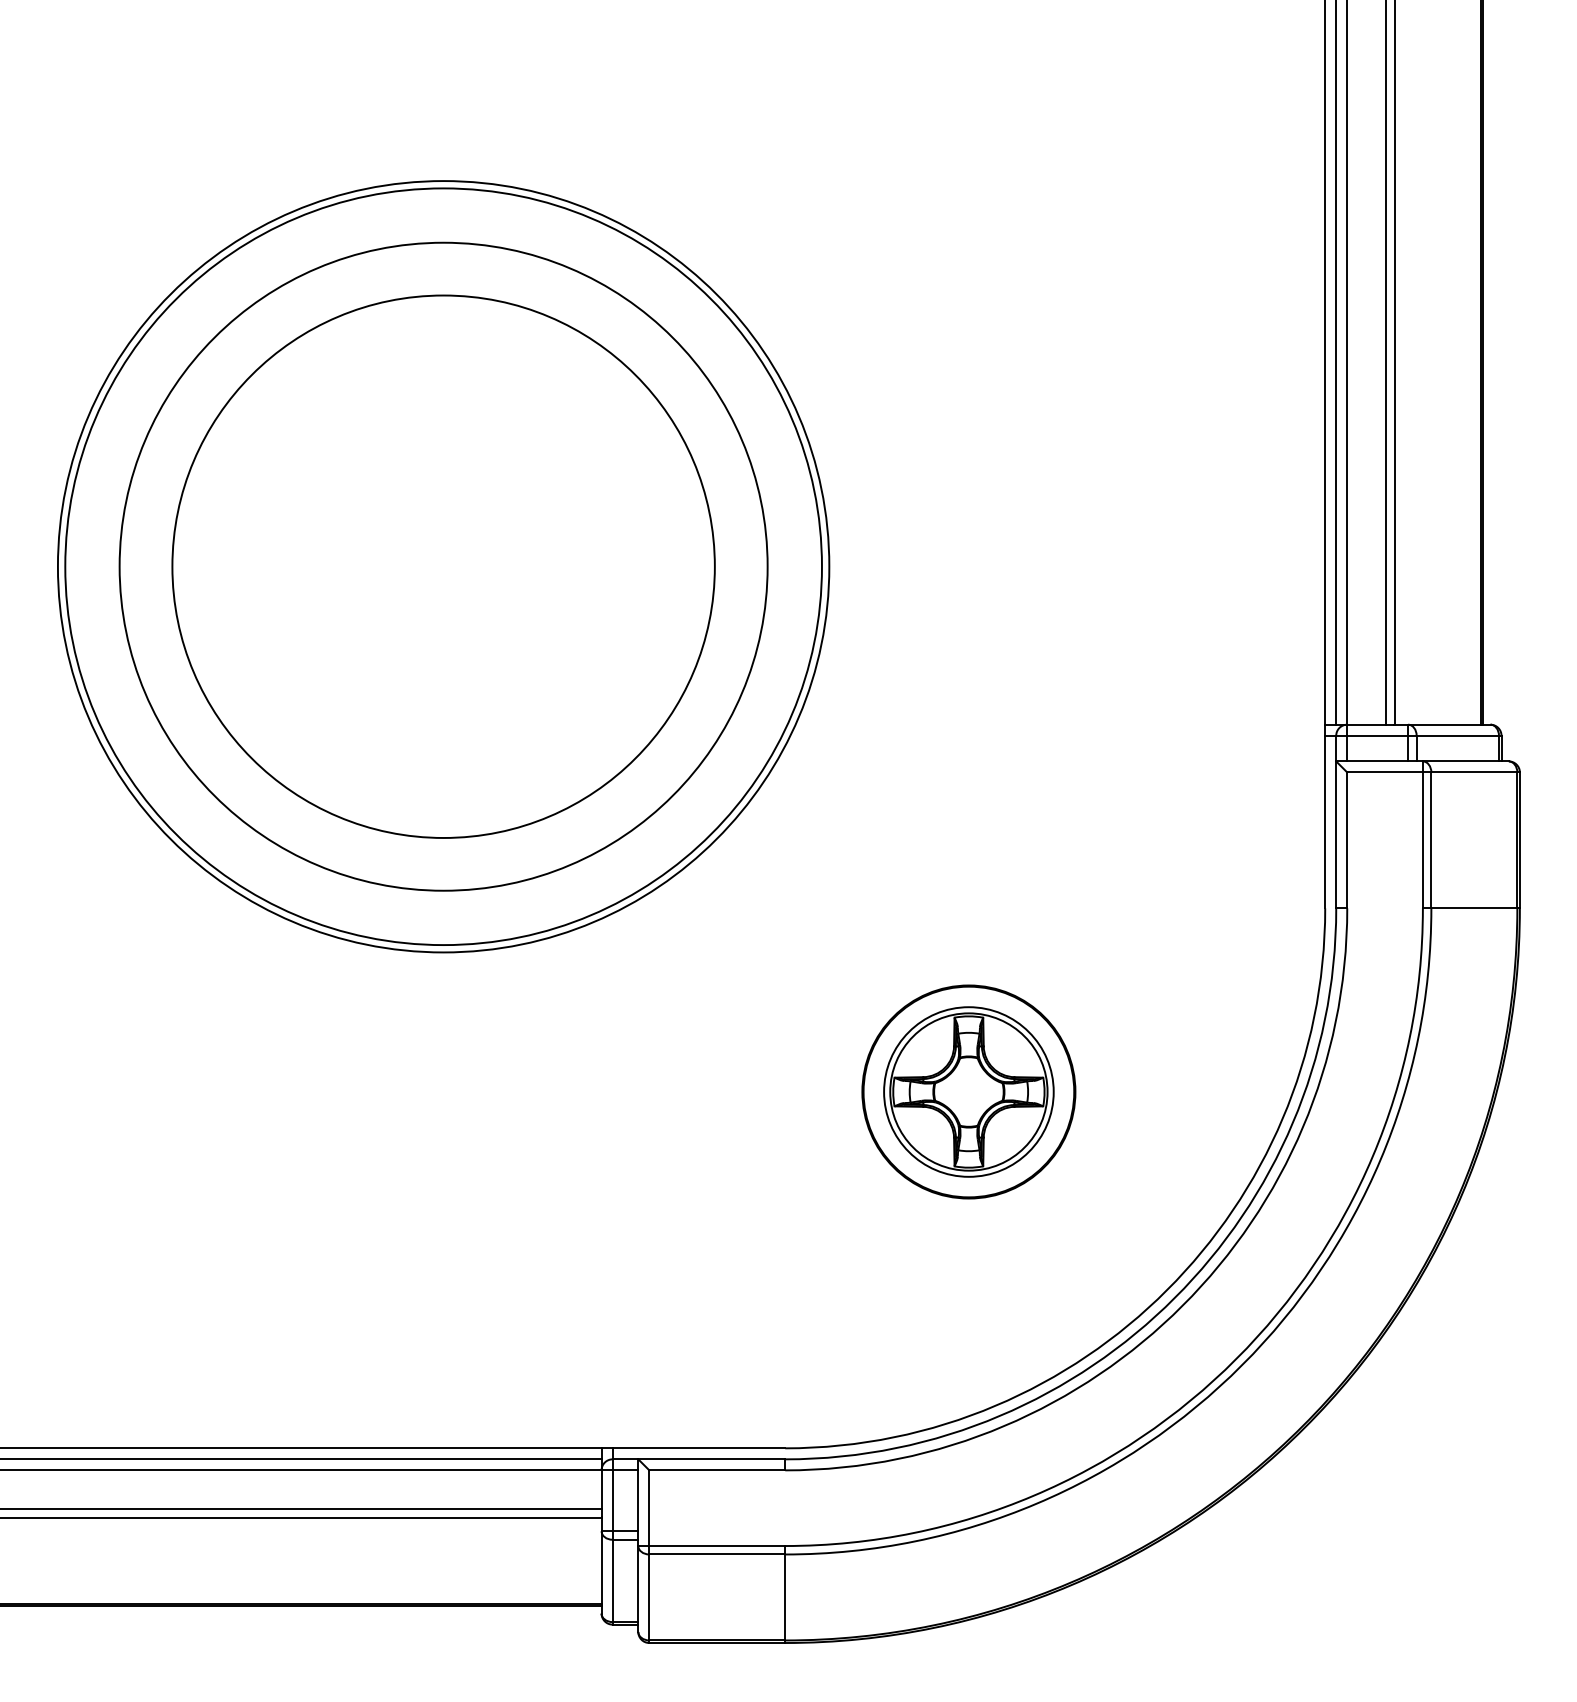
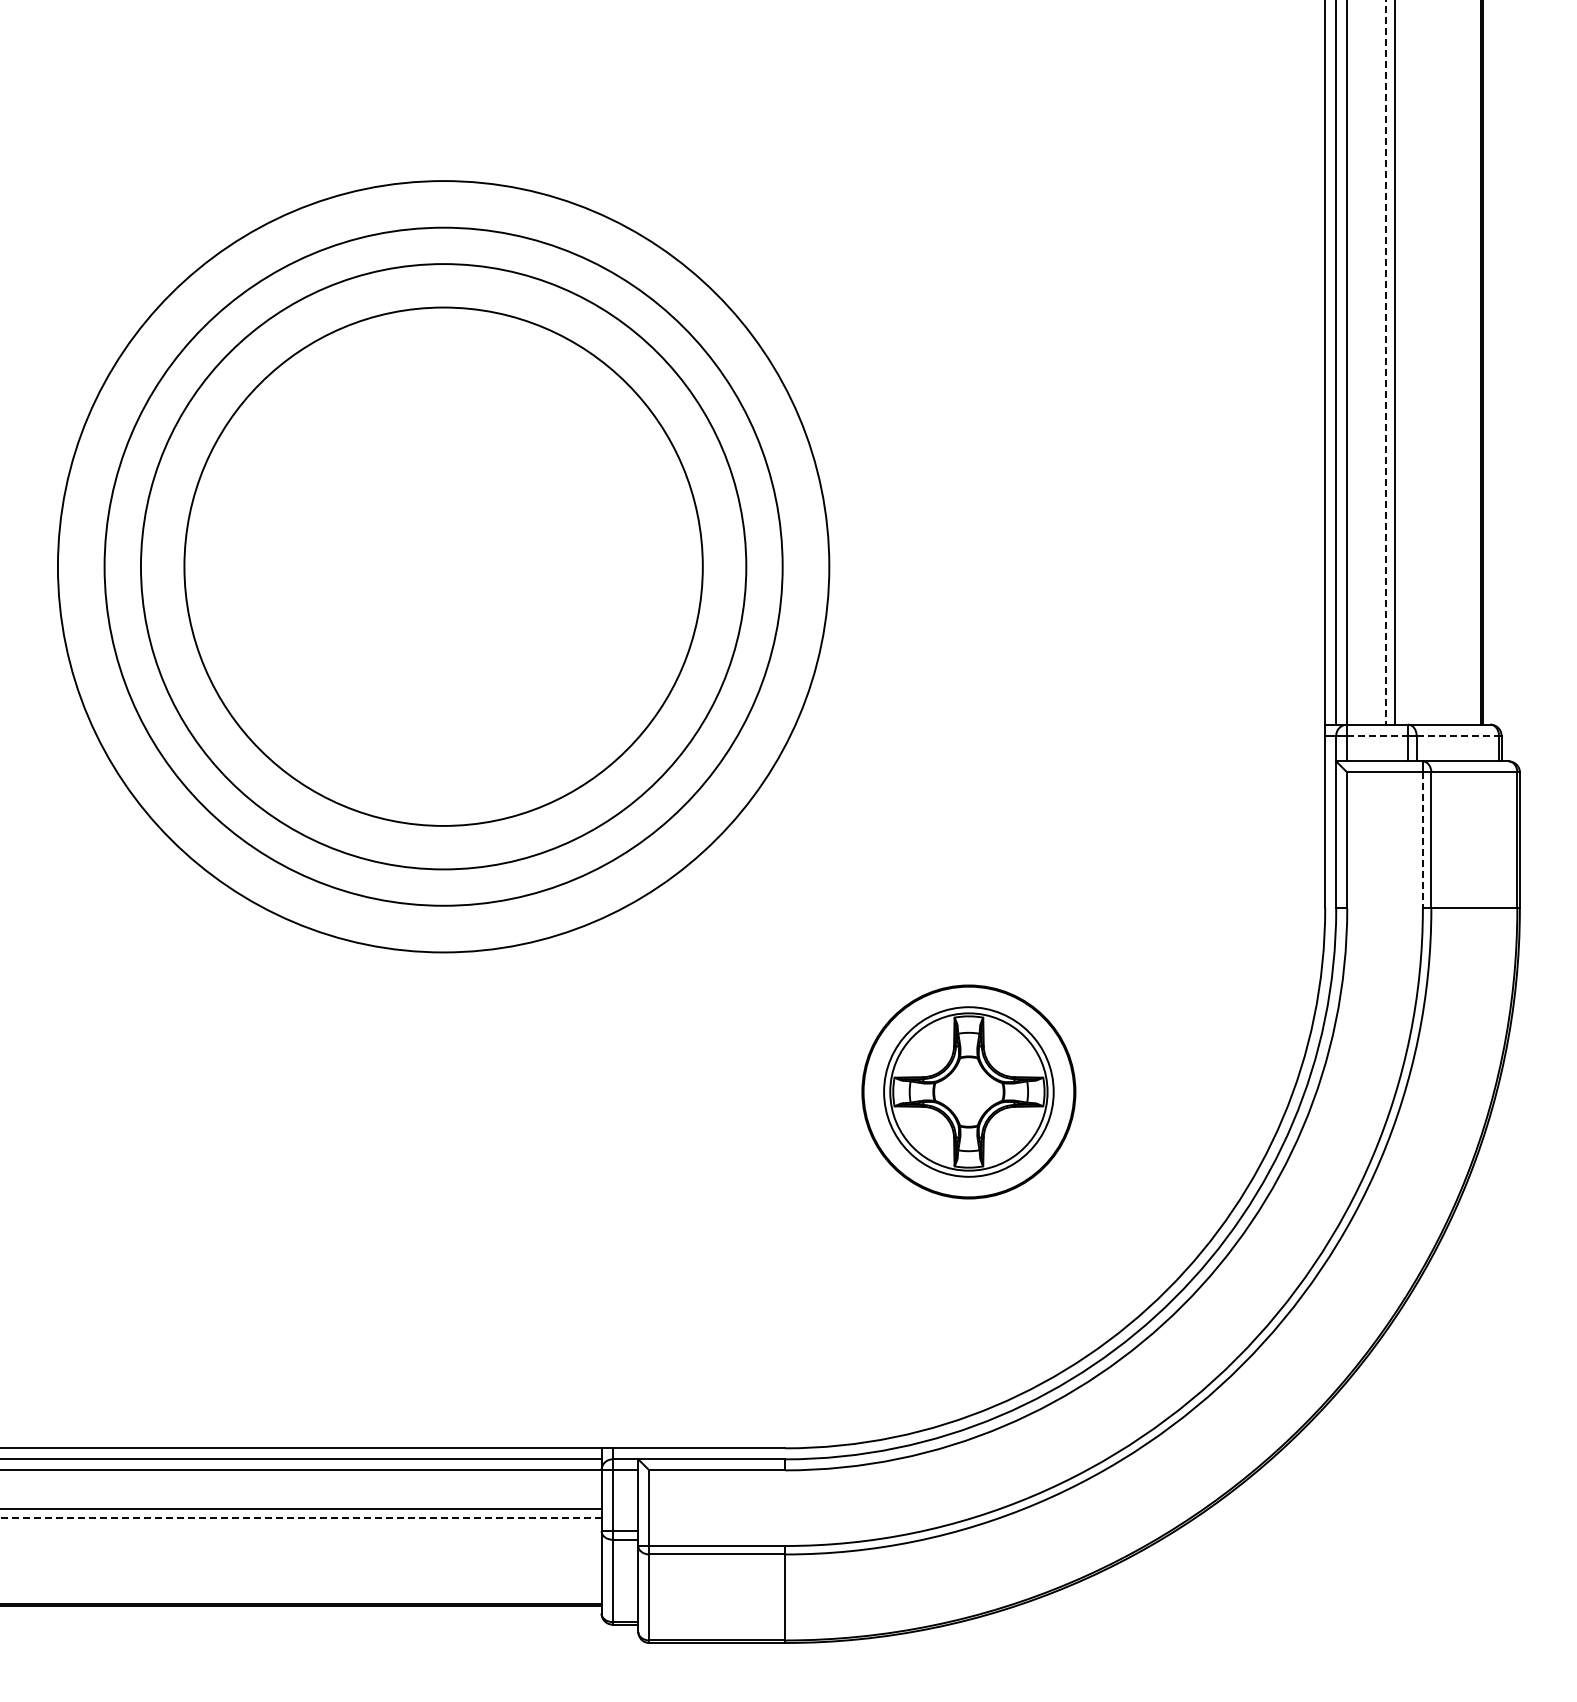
line: solid -> dashed (1386, 362)
circle diameter: 542 px -> 678 px (443, 566)
circle diameter: 648 px -> 518 px (443, 566)
circle diameter: 757 px -> 605 px (443, 566)
line: solid -> dashed (1378, 735)
line: solid -> dashed (1458, 735)
line: solid -> dashed (1422, 840)
line: solid -> dashed (300, 1517)
